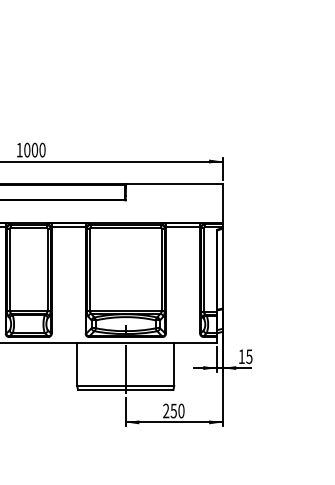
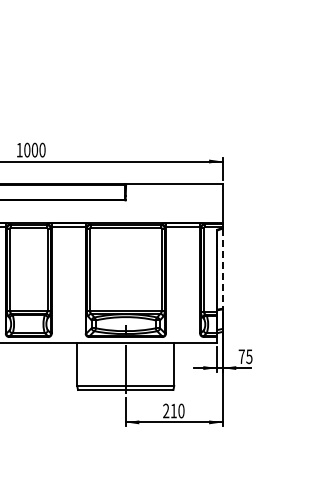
line: solid -> dashed (222, 269)
text: 15 -> 75 (241, 356)
text: 250 -> 210 (173, 410)
